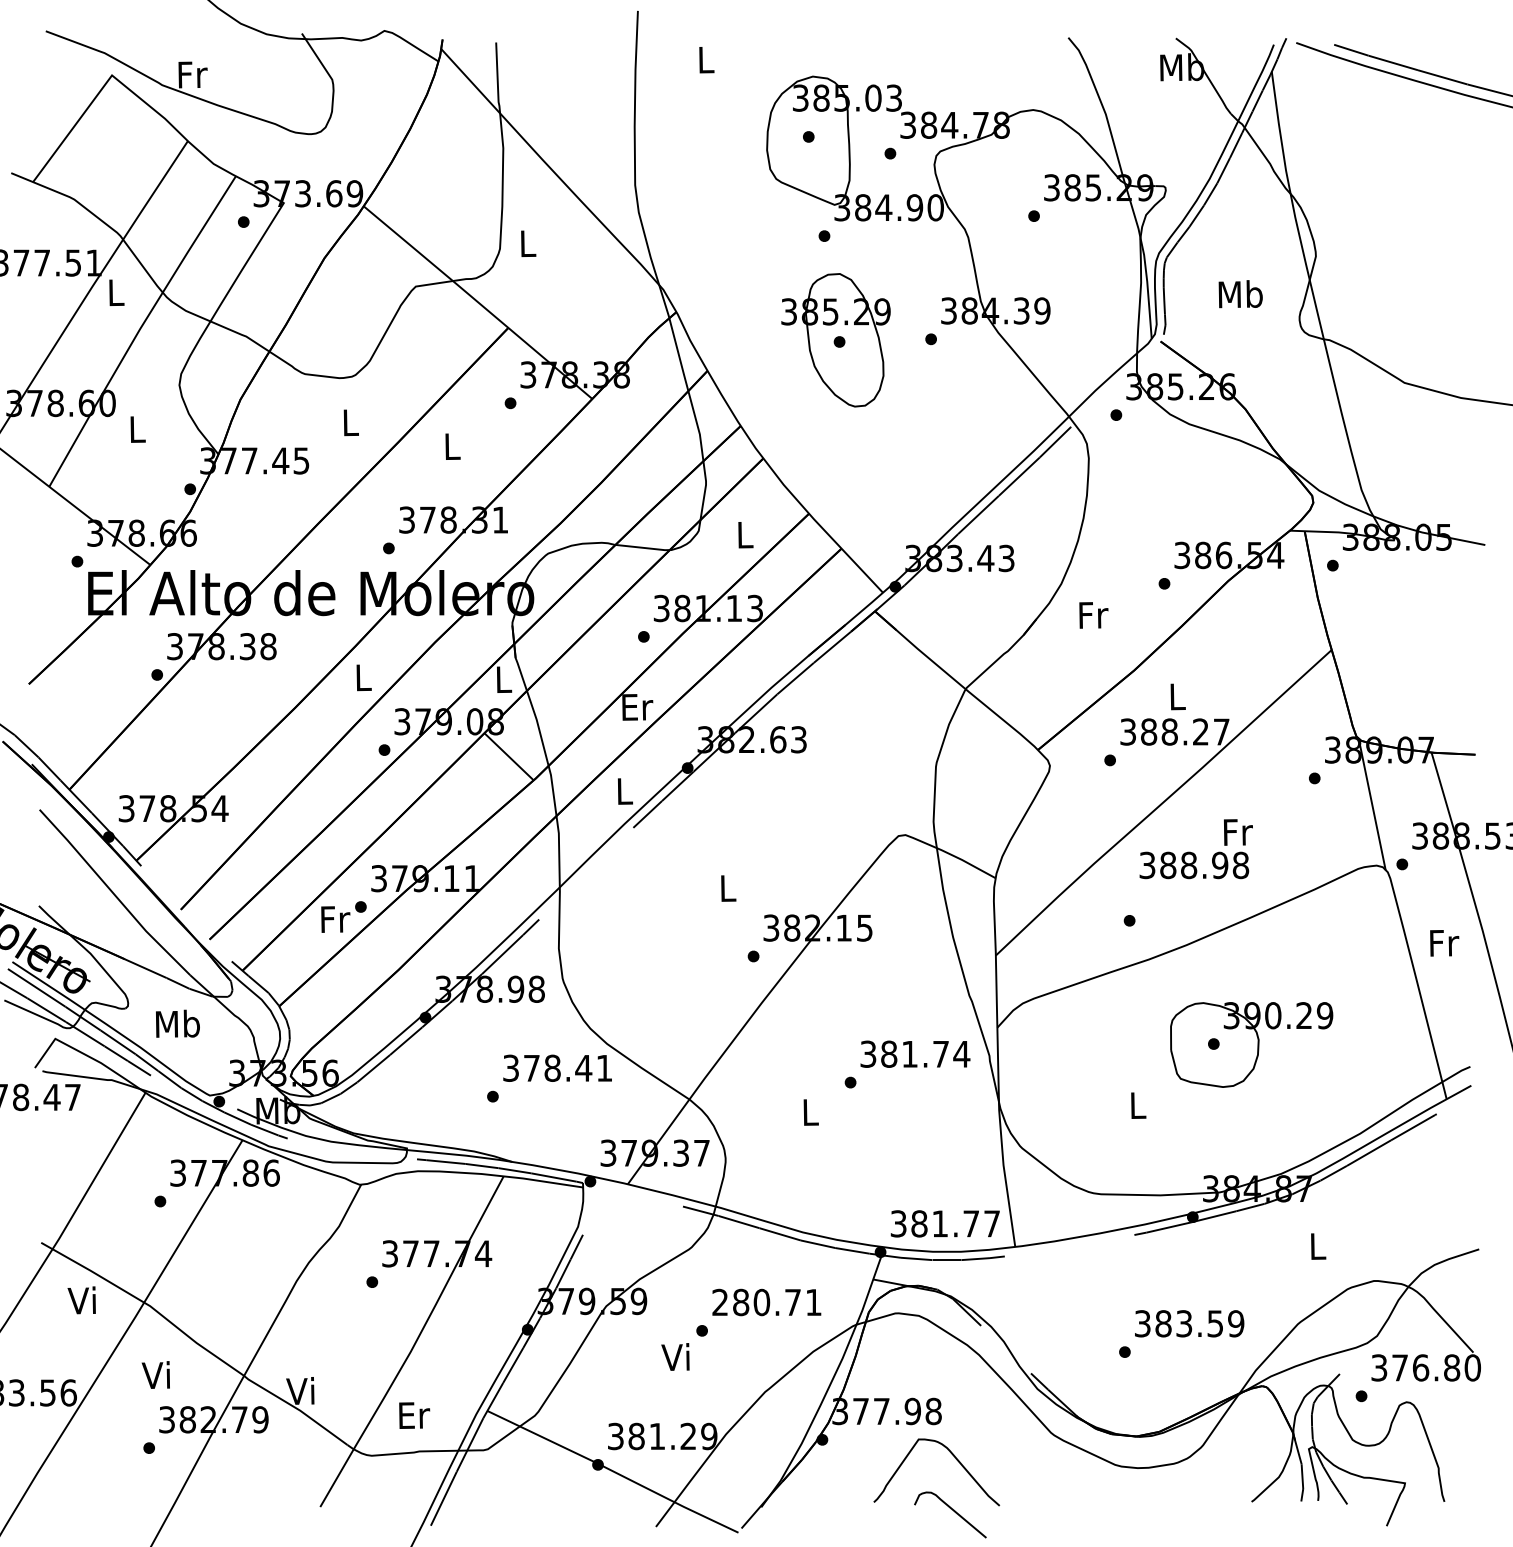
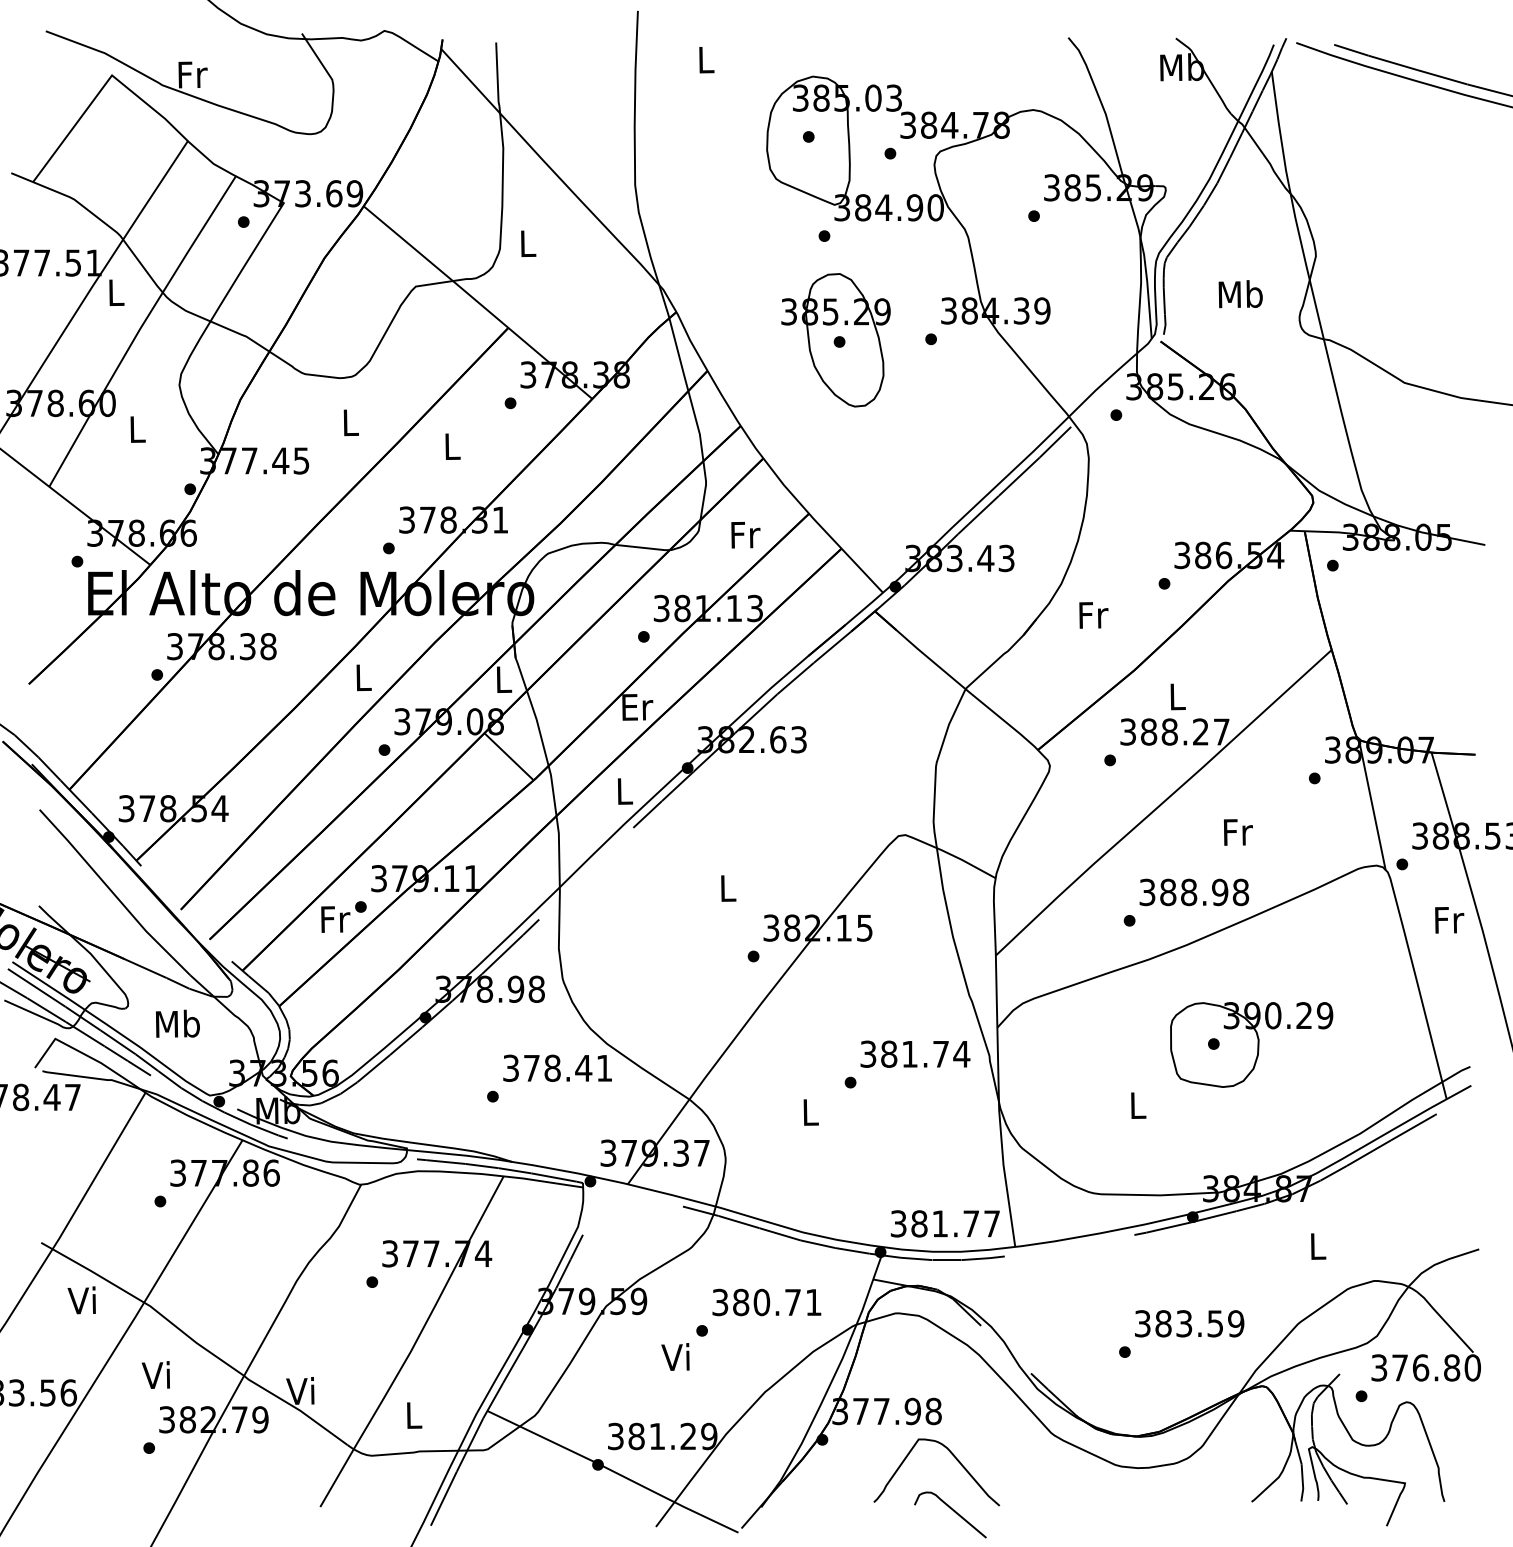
text: L -> Fr (745, 534)
text position: (1194, 865) -> (1194, 892) (1194, 892)
text position: (1444, 943) -> (1449, 920) (1449, 920)
text: 280.71 -> 380.71 (720, 1302)
text: Er -> L (414, 1415)
